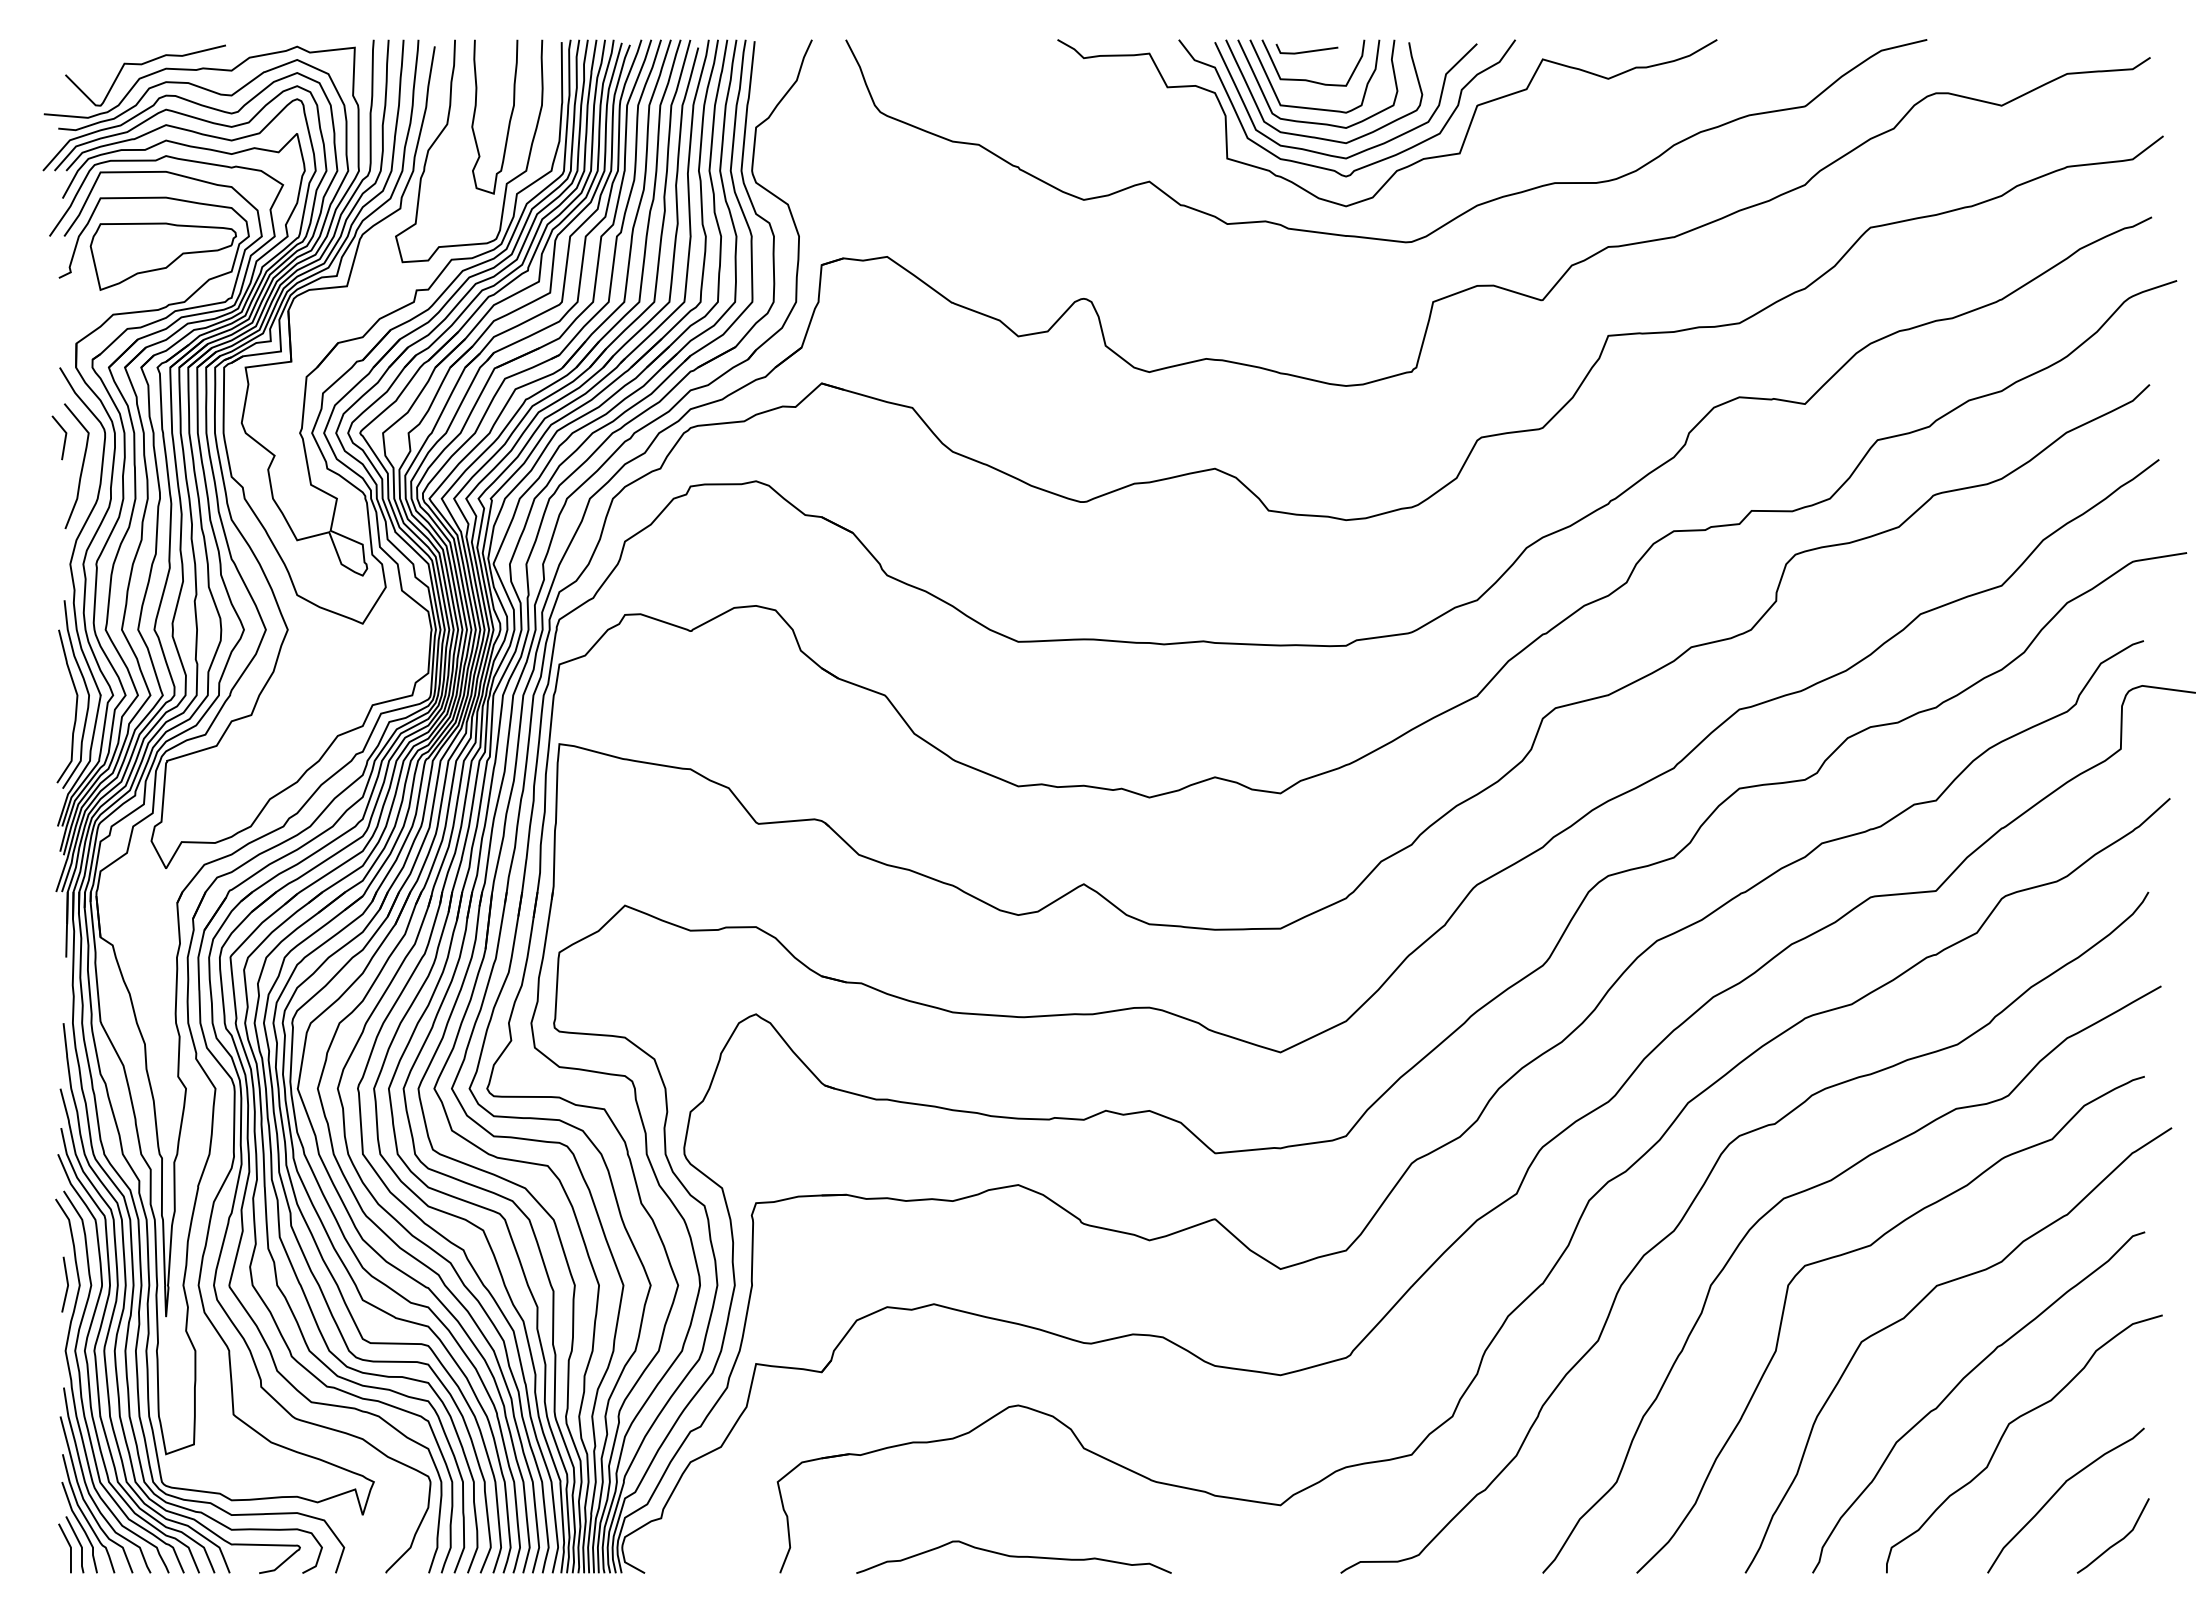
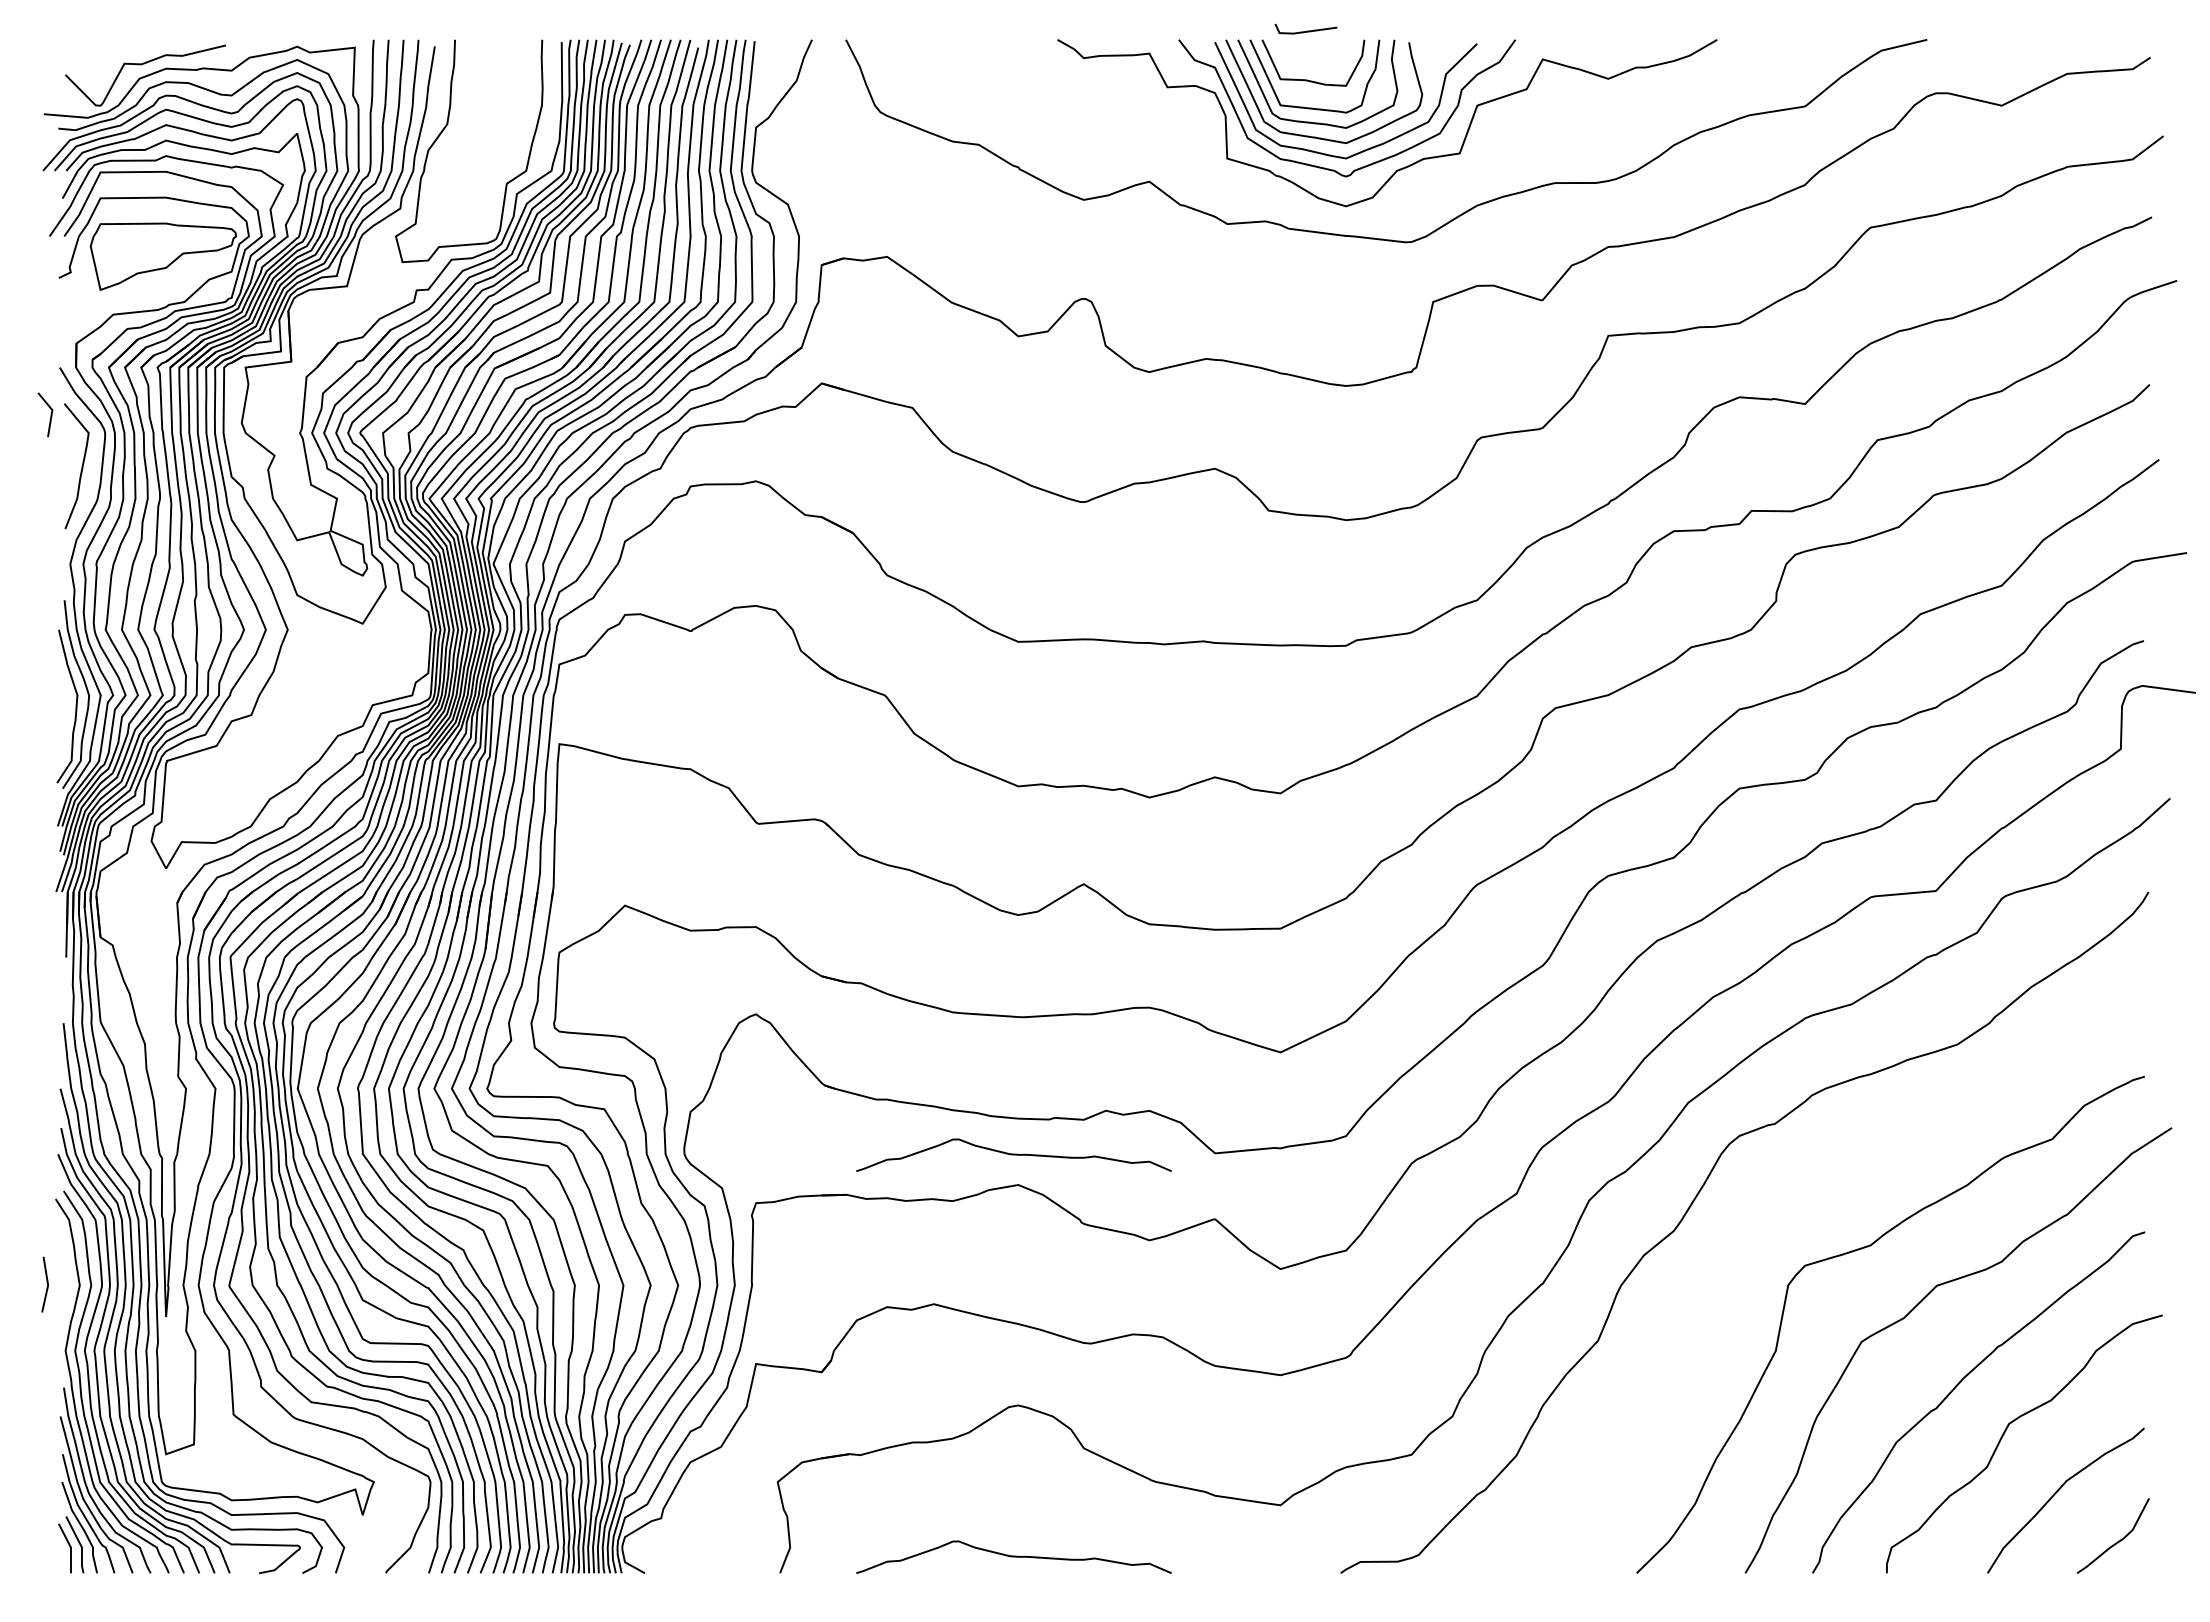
line position: (1307, 50) -> (1306, 30) (1306, 30)
curve: present -> none (509, 118)
line position: (64, 437) -> (50, 414) (50, 414)
curve: none -> present (1013, 1154)
curve: present -> none (1816, 1187)
line position: (66, 1282) -> (46, 1282) (46, 1282)
